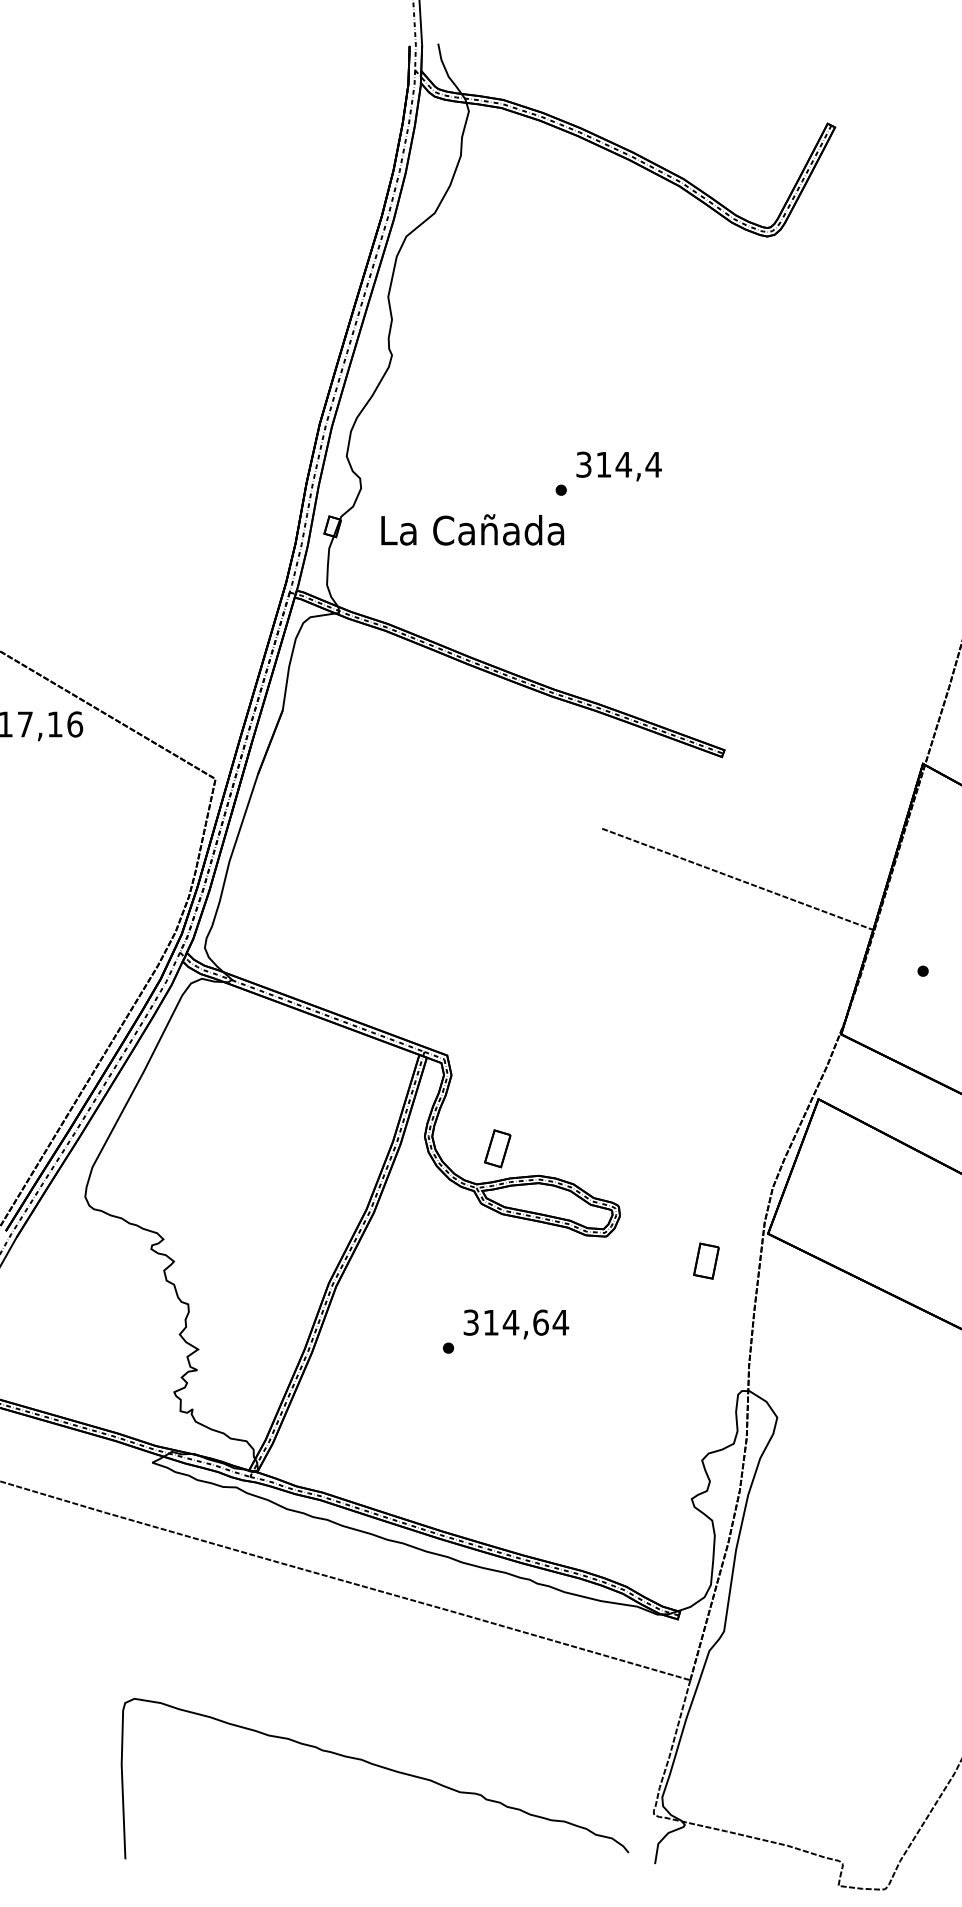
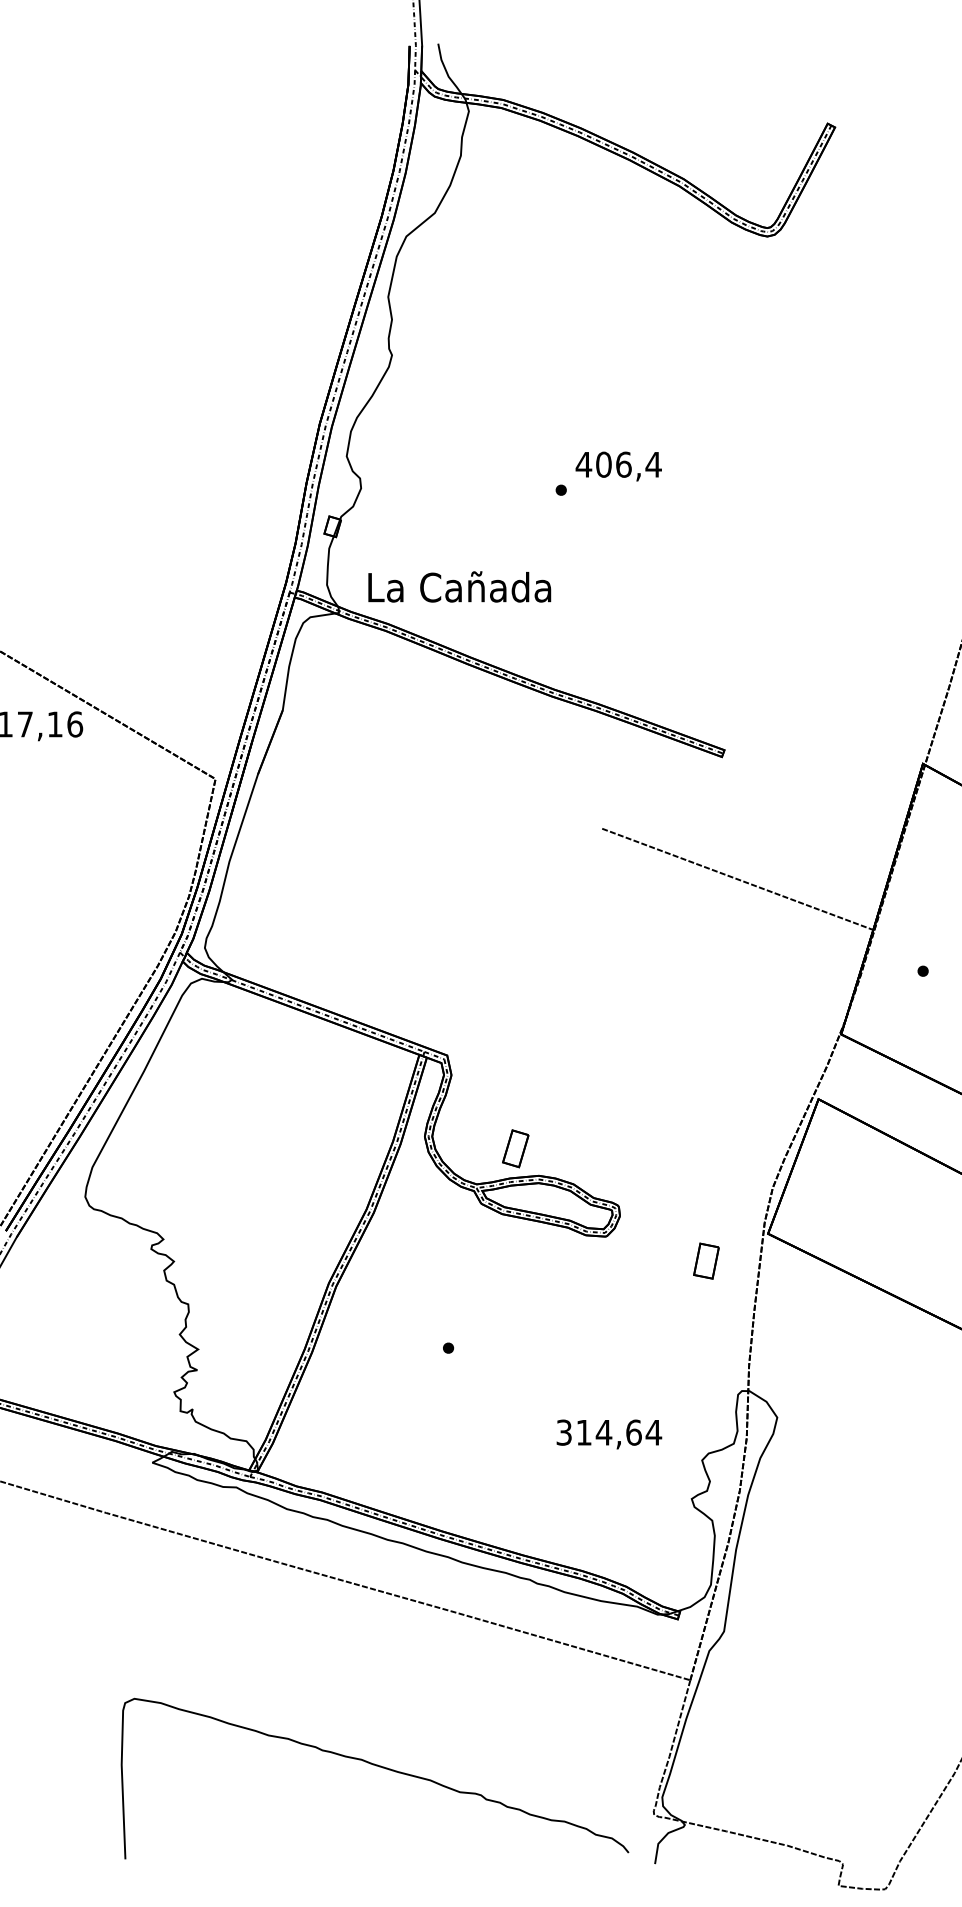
text: 314,4 -> 406,4 (603, 464)
text position: (472, 529) -> (459, 586) (459, 586)
part position: (497, 1148) -> (515, 1148) (515, 1148)
text position: (516, 1324) -> (609, 1434) (609, 1434)
